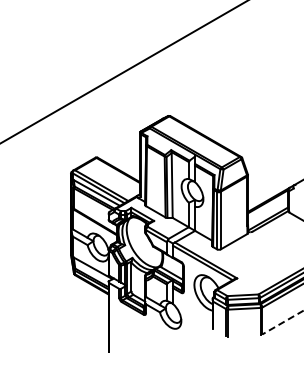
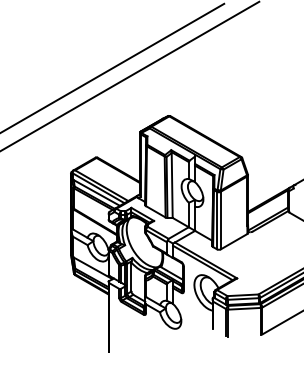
line: none -> present (113, 67)
line position: (123, 72) -> (130, 75) (130, 75)
line: dashed -> solid (282, 322)
